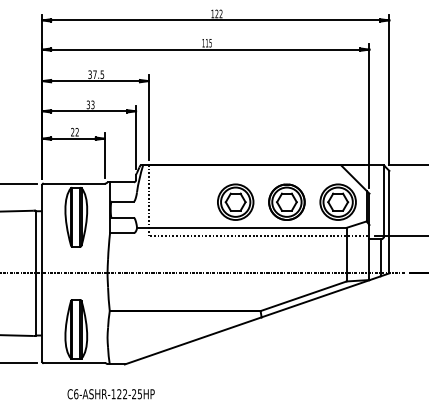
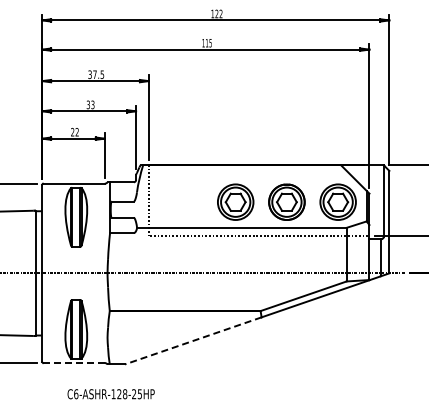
line: solid -> dashed (192, 341)
line: solid -> dashed (73, 363)
text: C6-ASHR-122-25HP -> C6-ASHR-128-25HP (125, 394)
